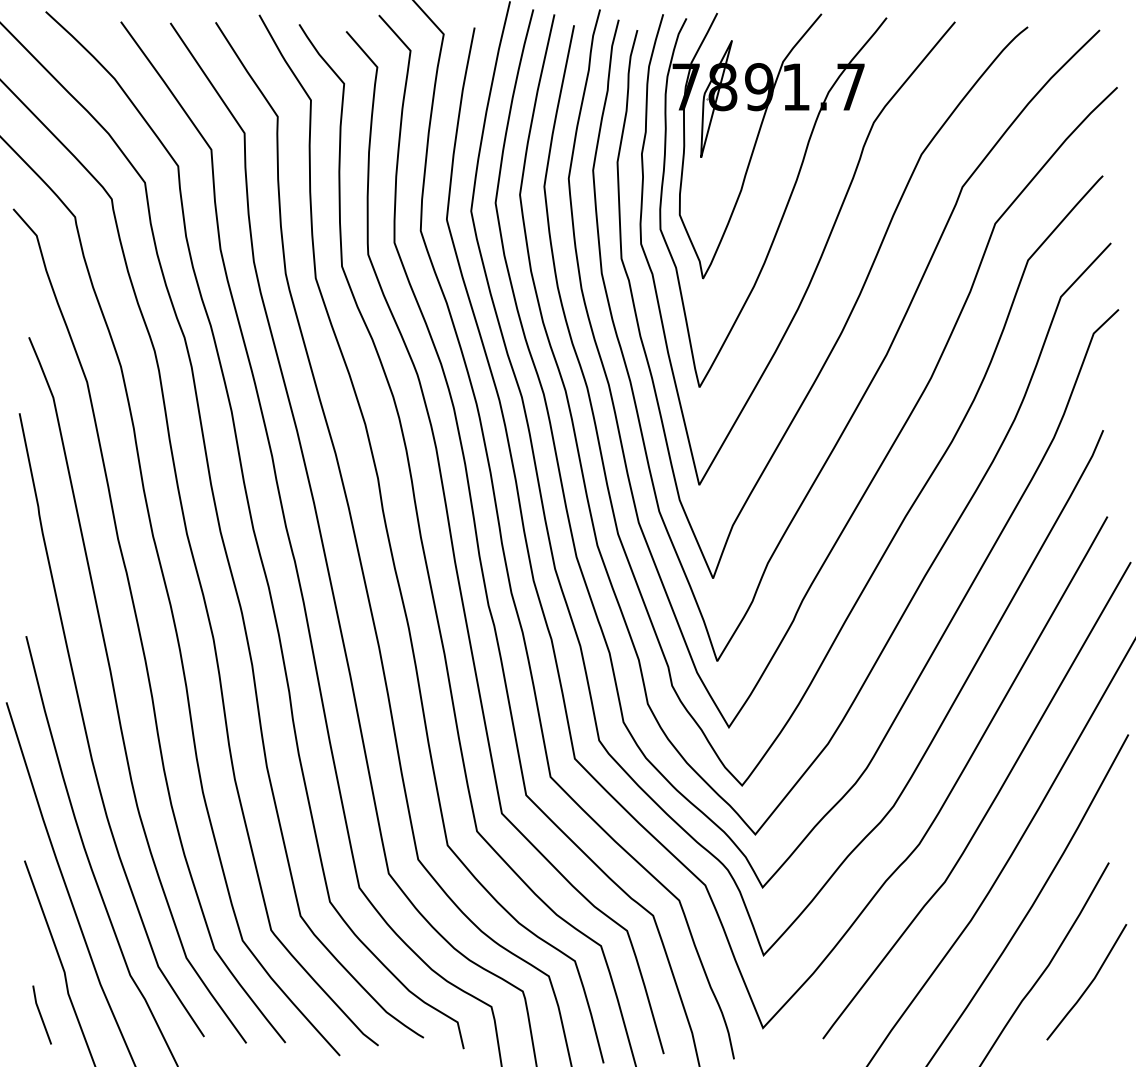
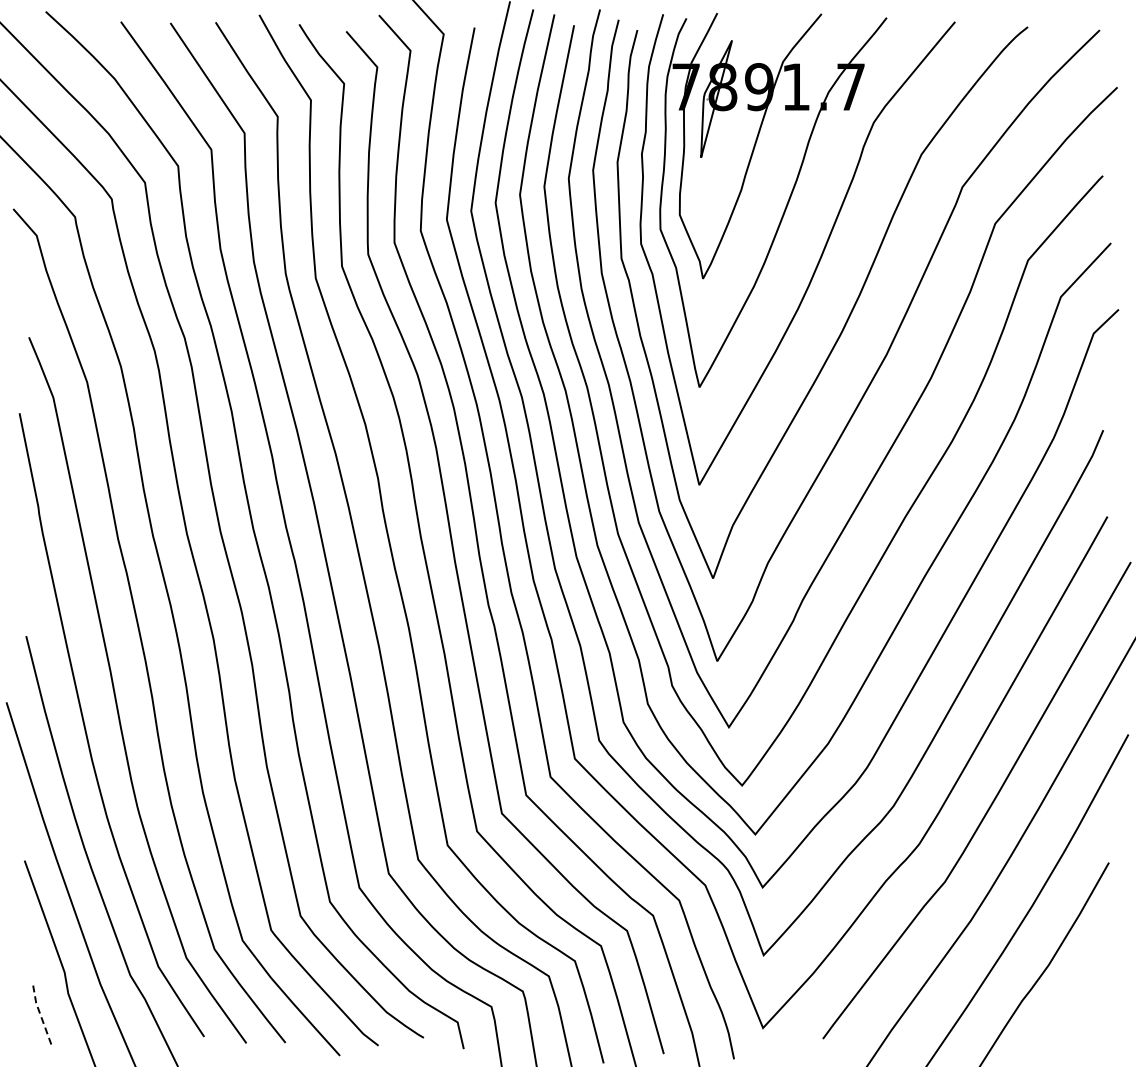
curve: present -> none (1089, 983)
line: solid -> dashed (40, 1015)
